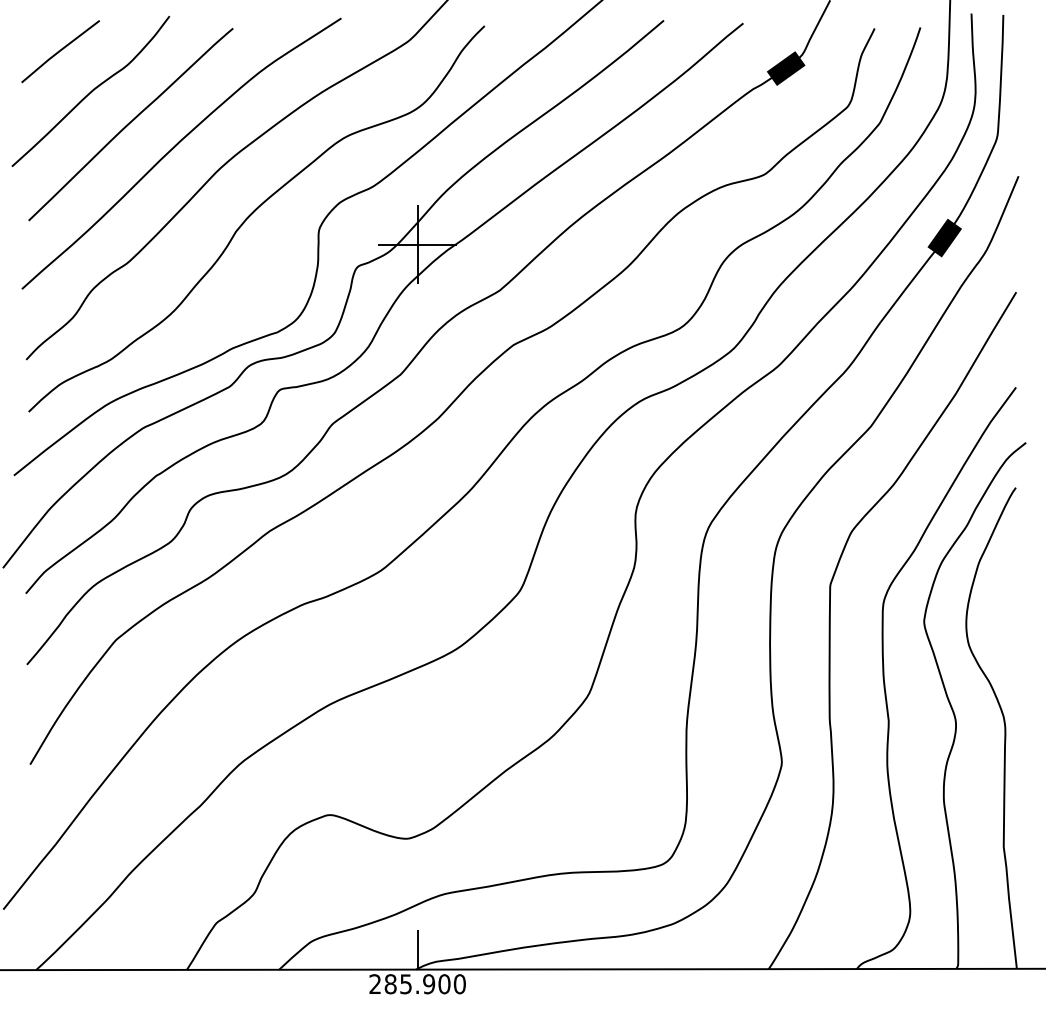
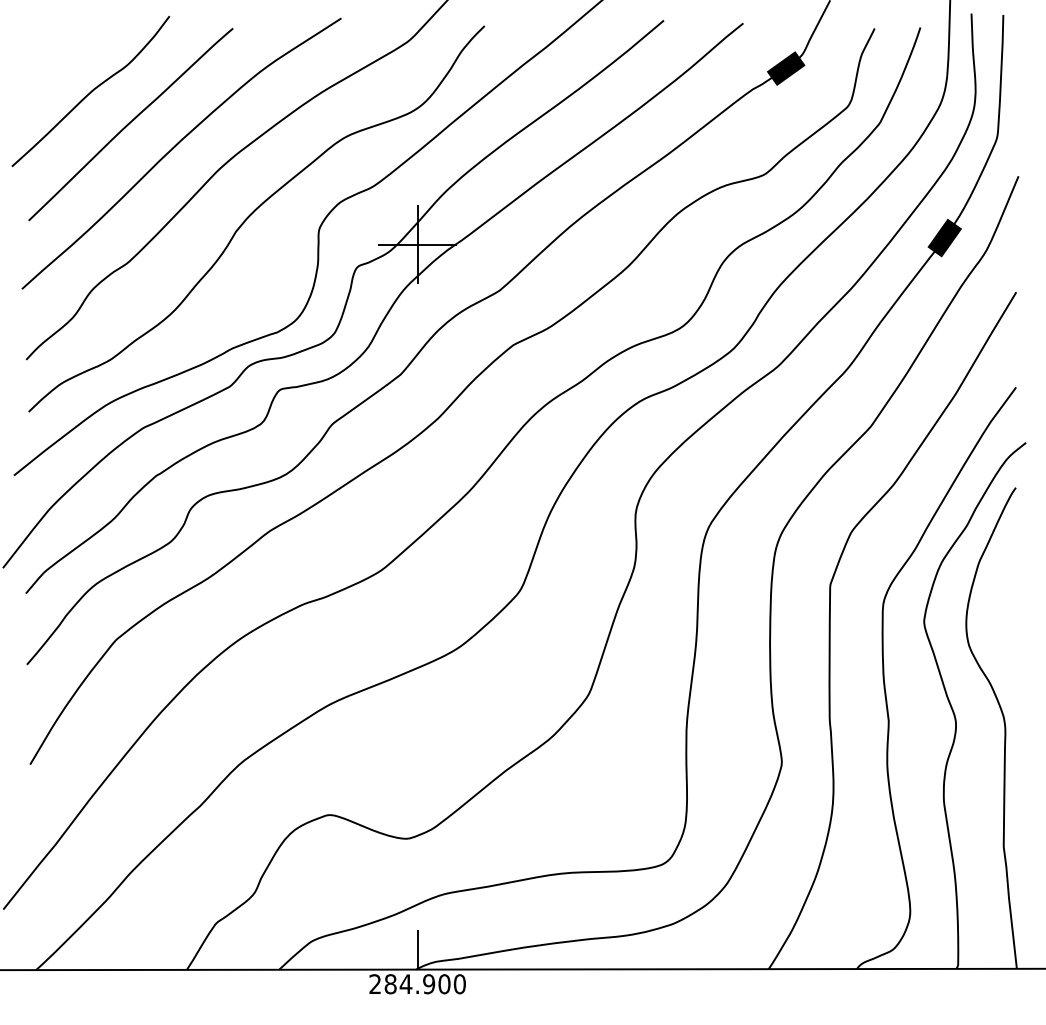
line: present -> none (60, 51)
text: 285.900 -> 284.900 (405, 984)
